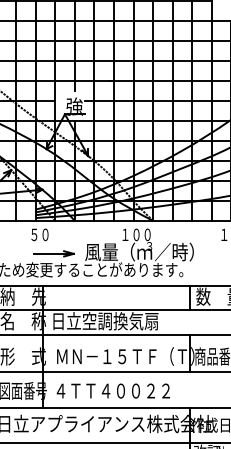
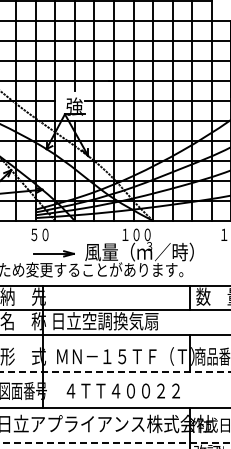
line: solid -> dashed (115, 371)
text position: (112, 390) -> (122, 390) (122, 390)
line: solid -> dashed (116, 442)
